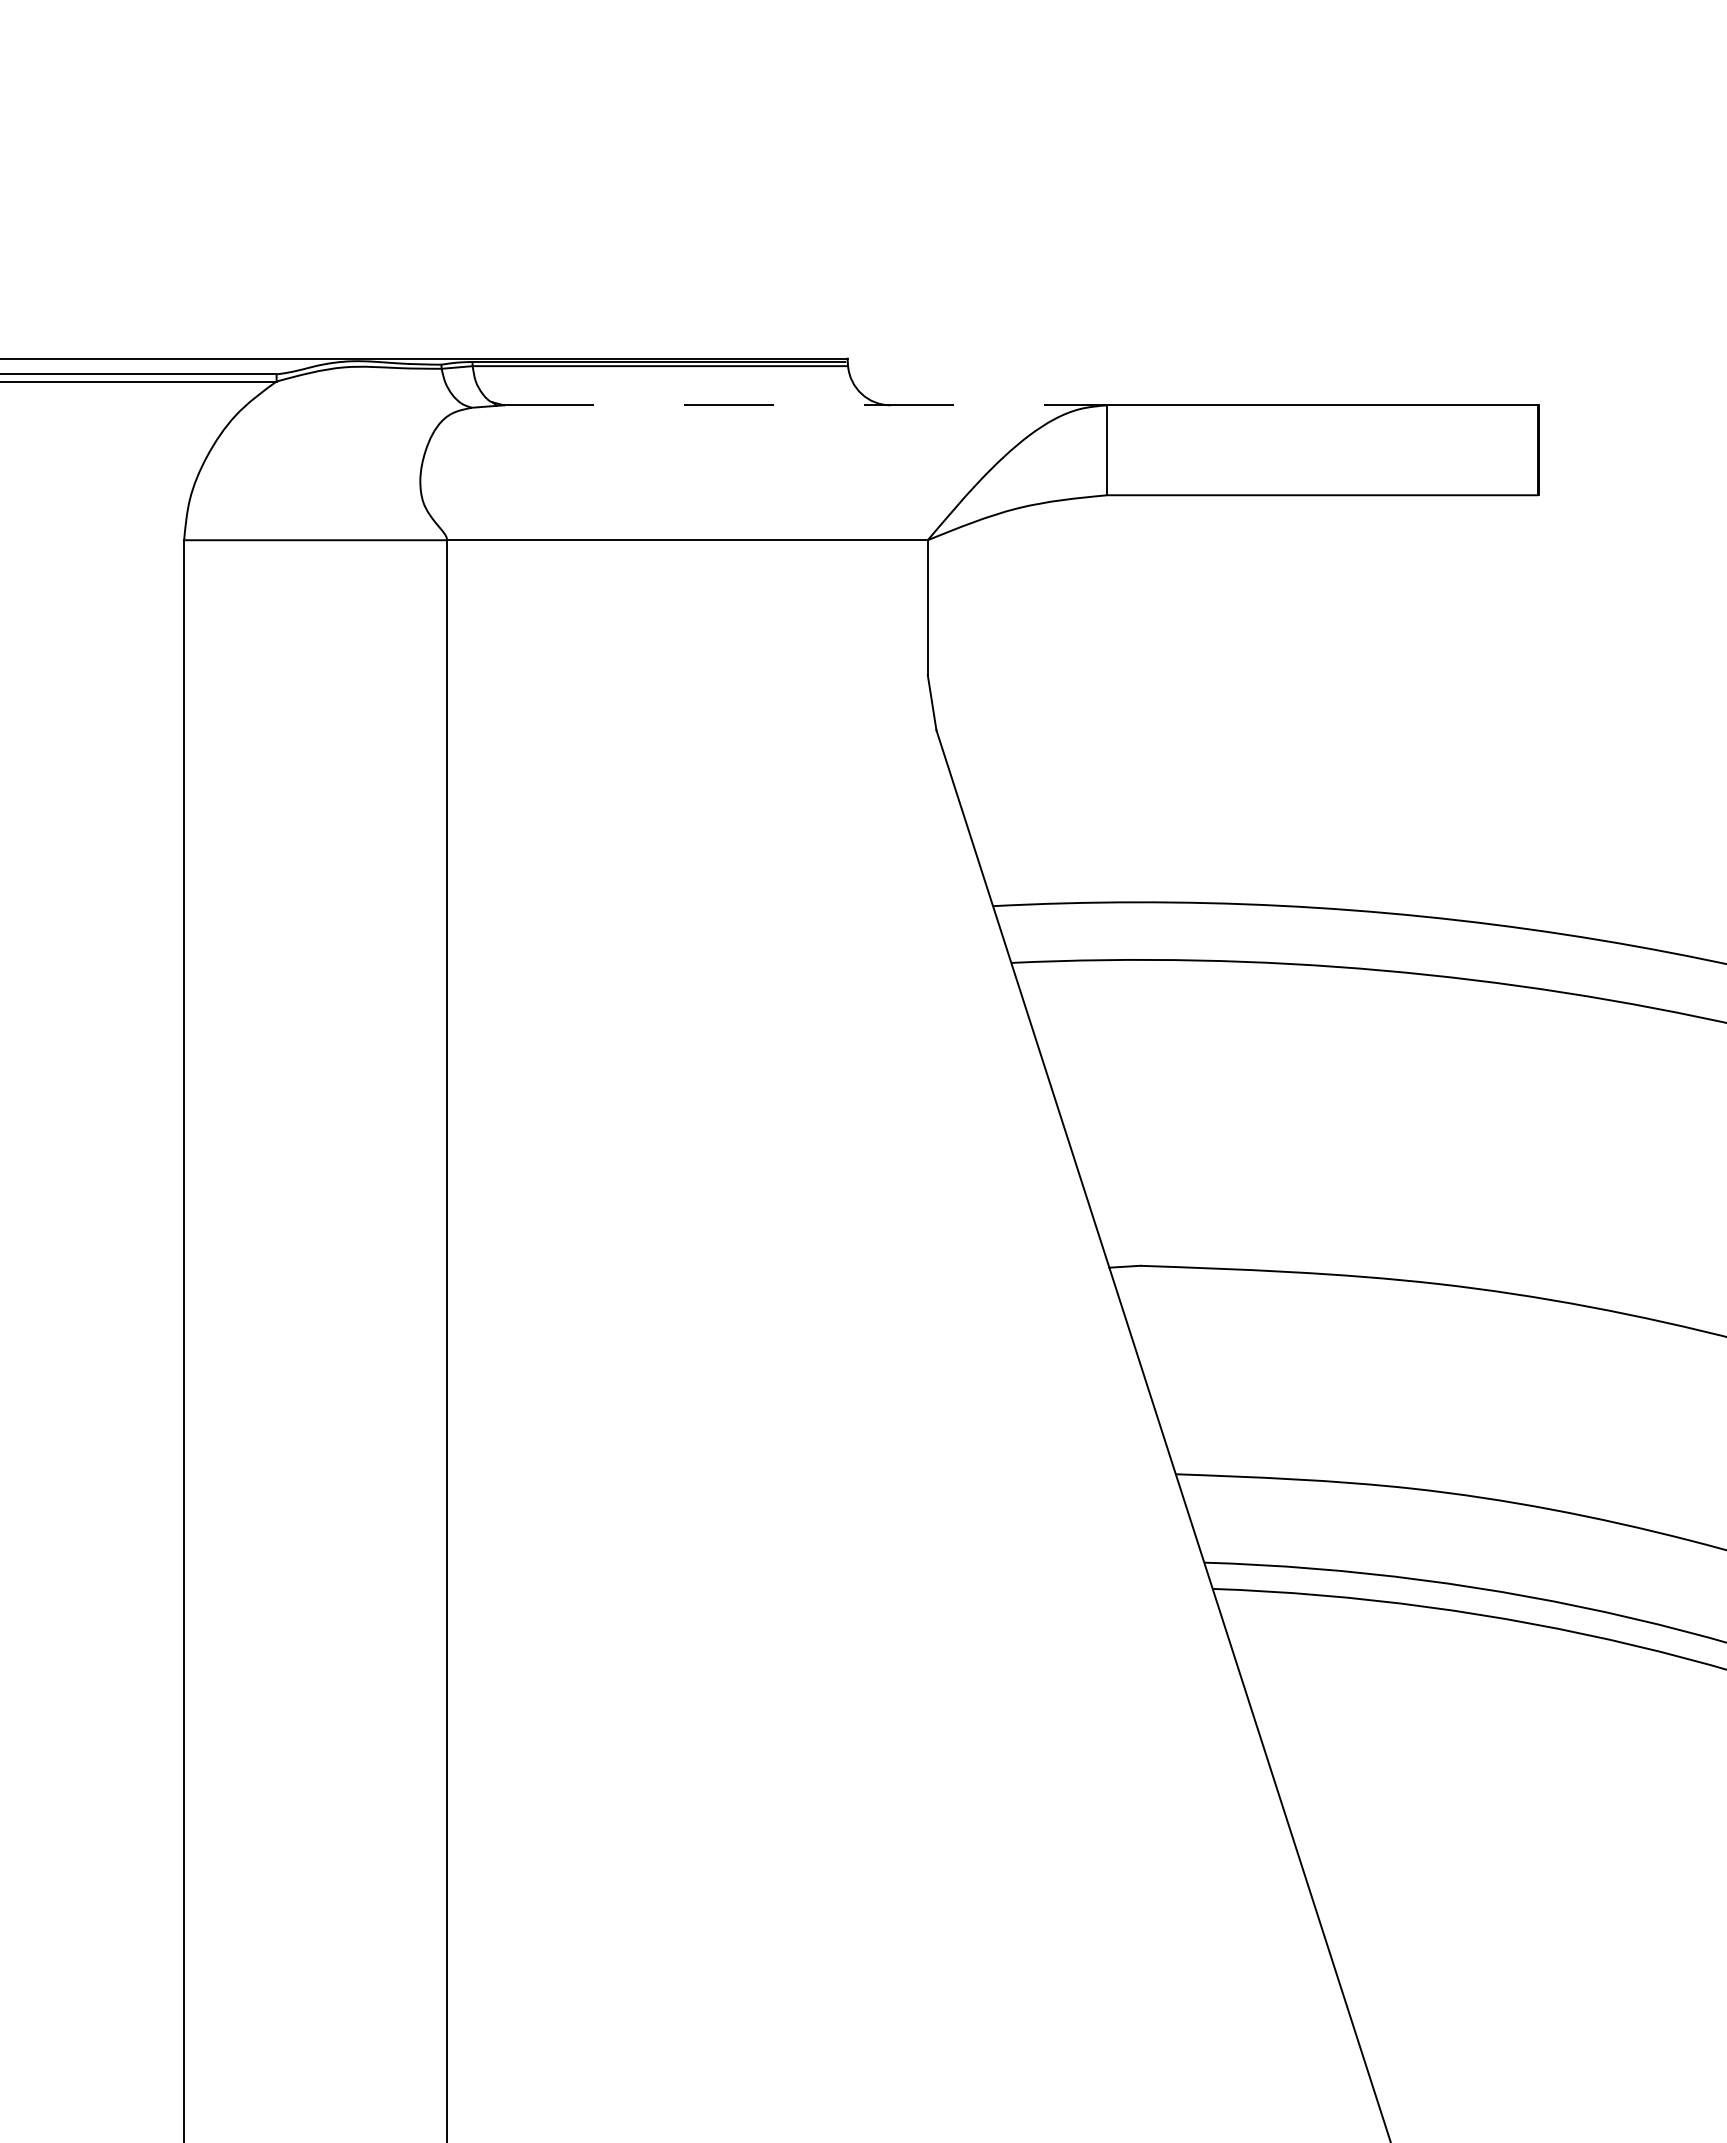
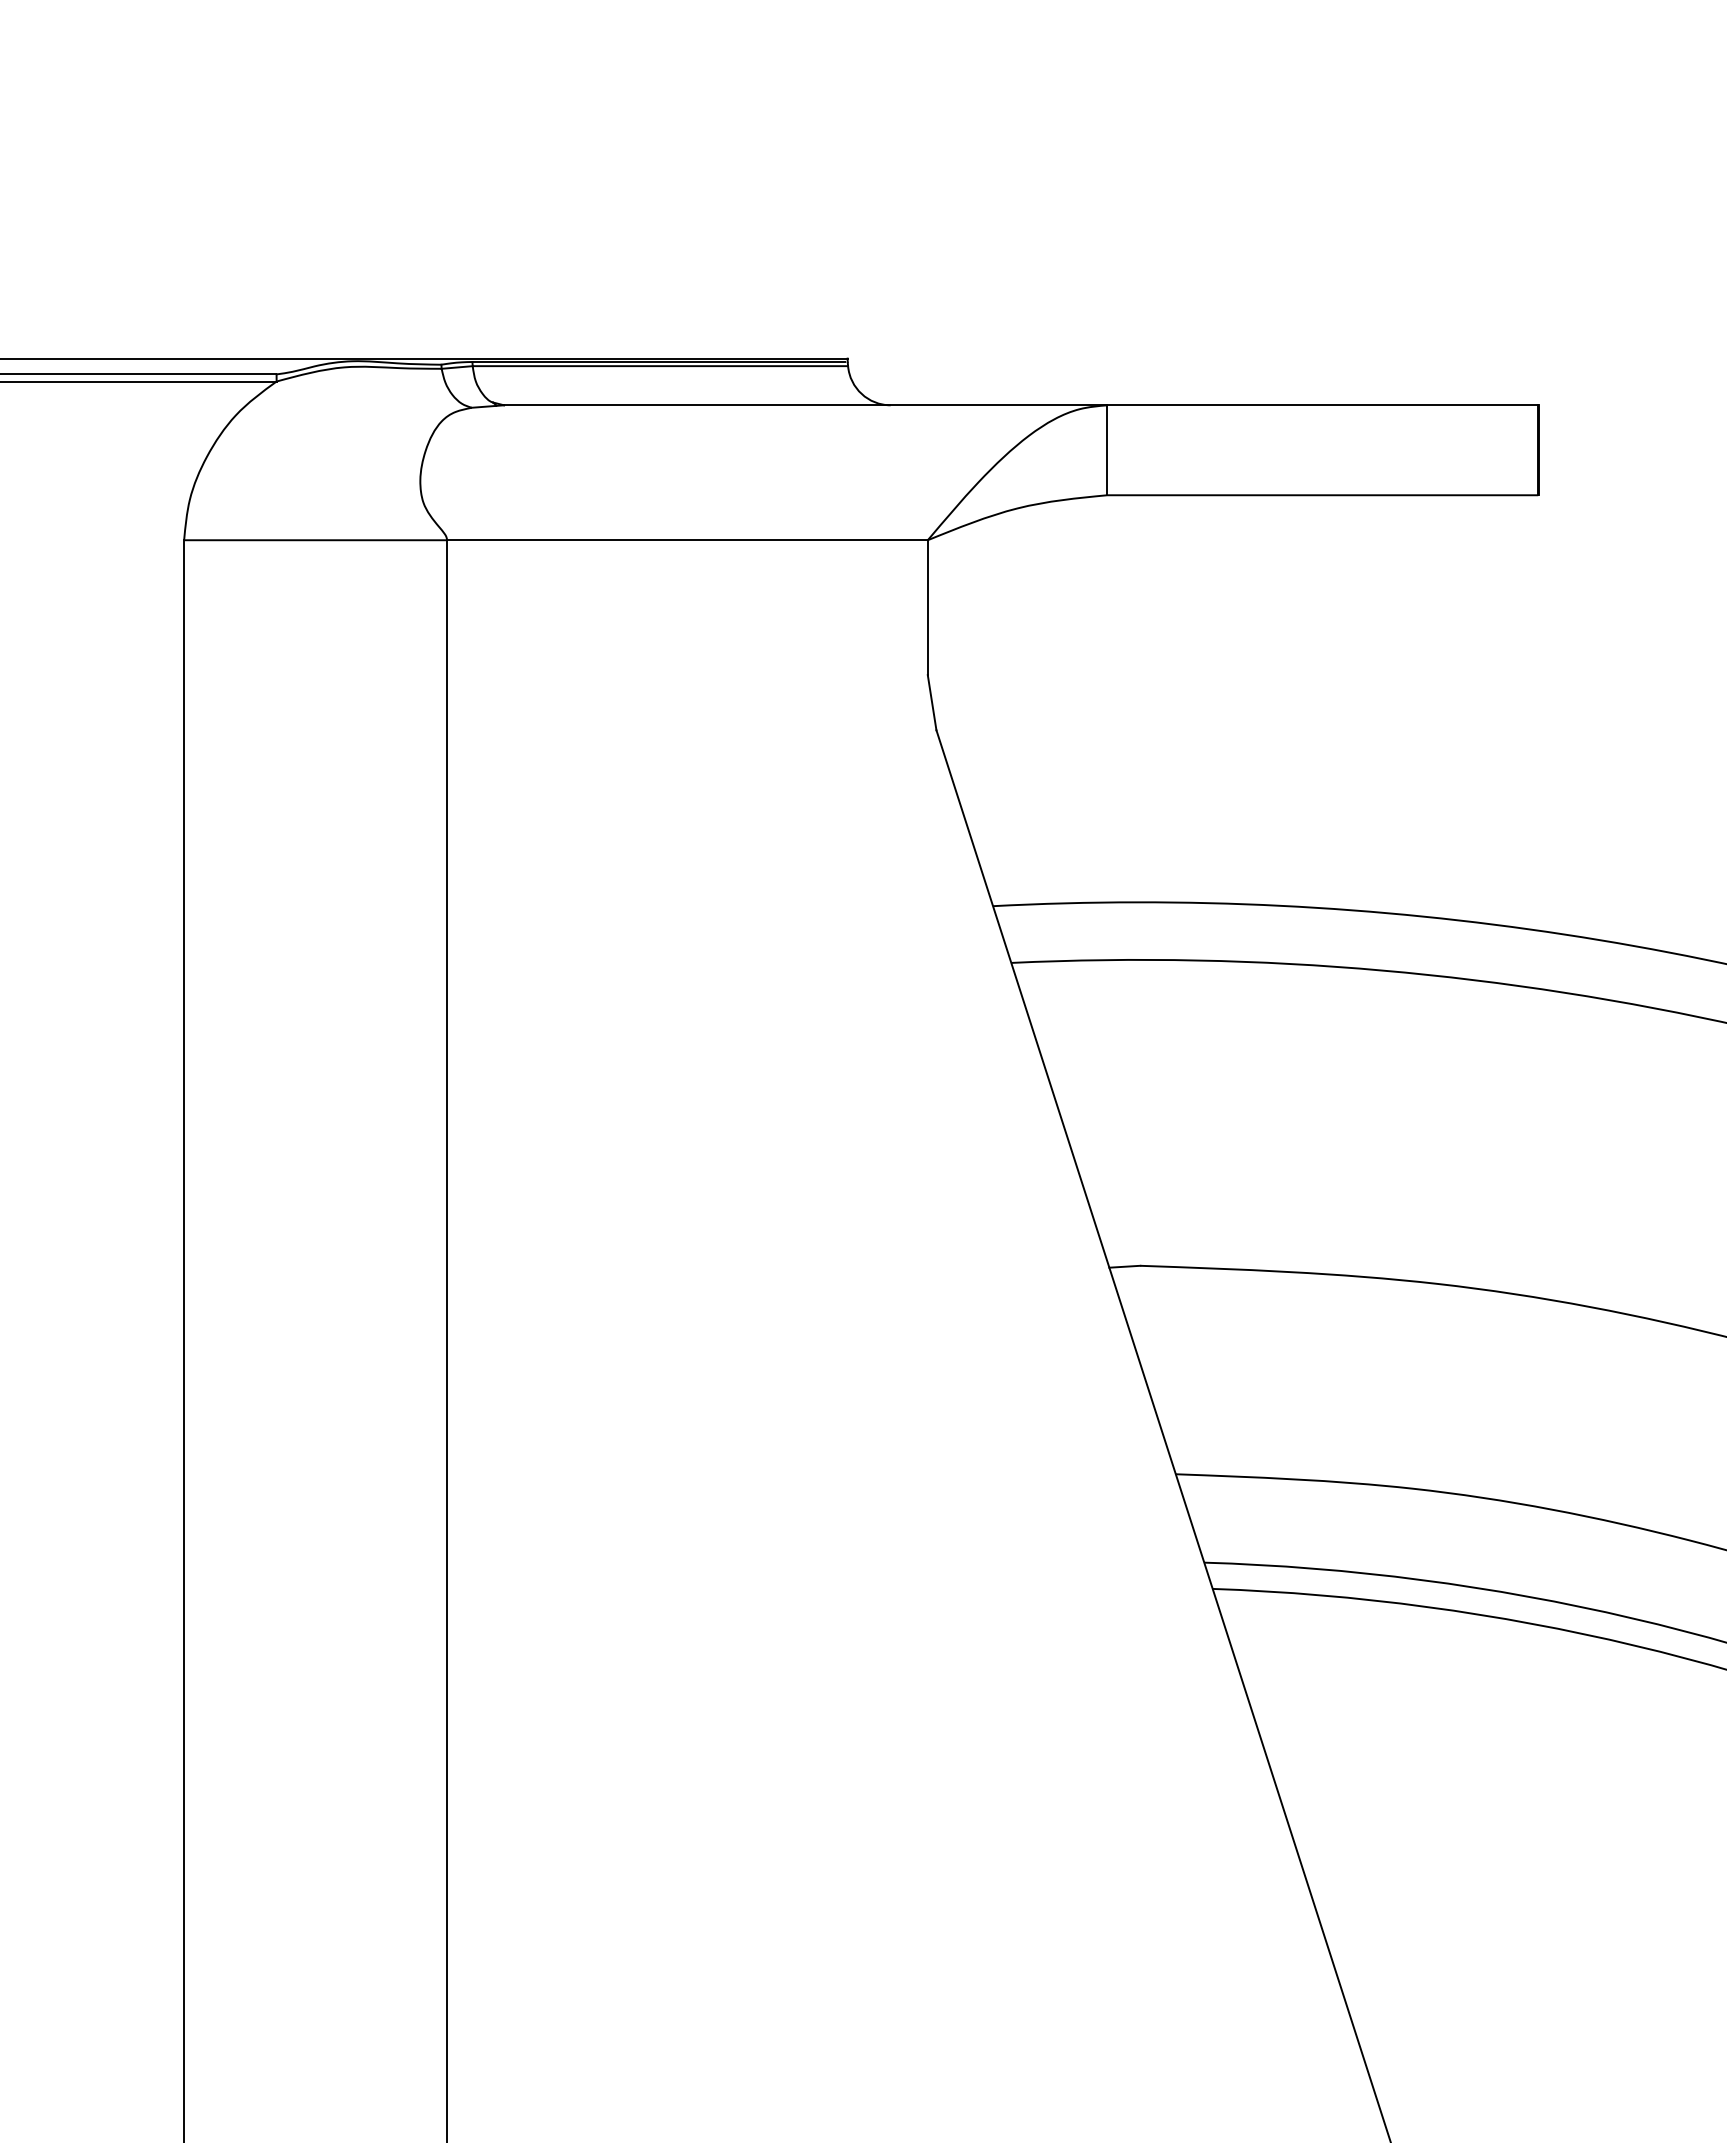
line: dashed -> solid (805, 405)
